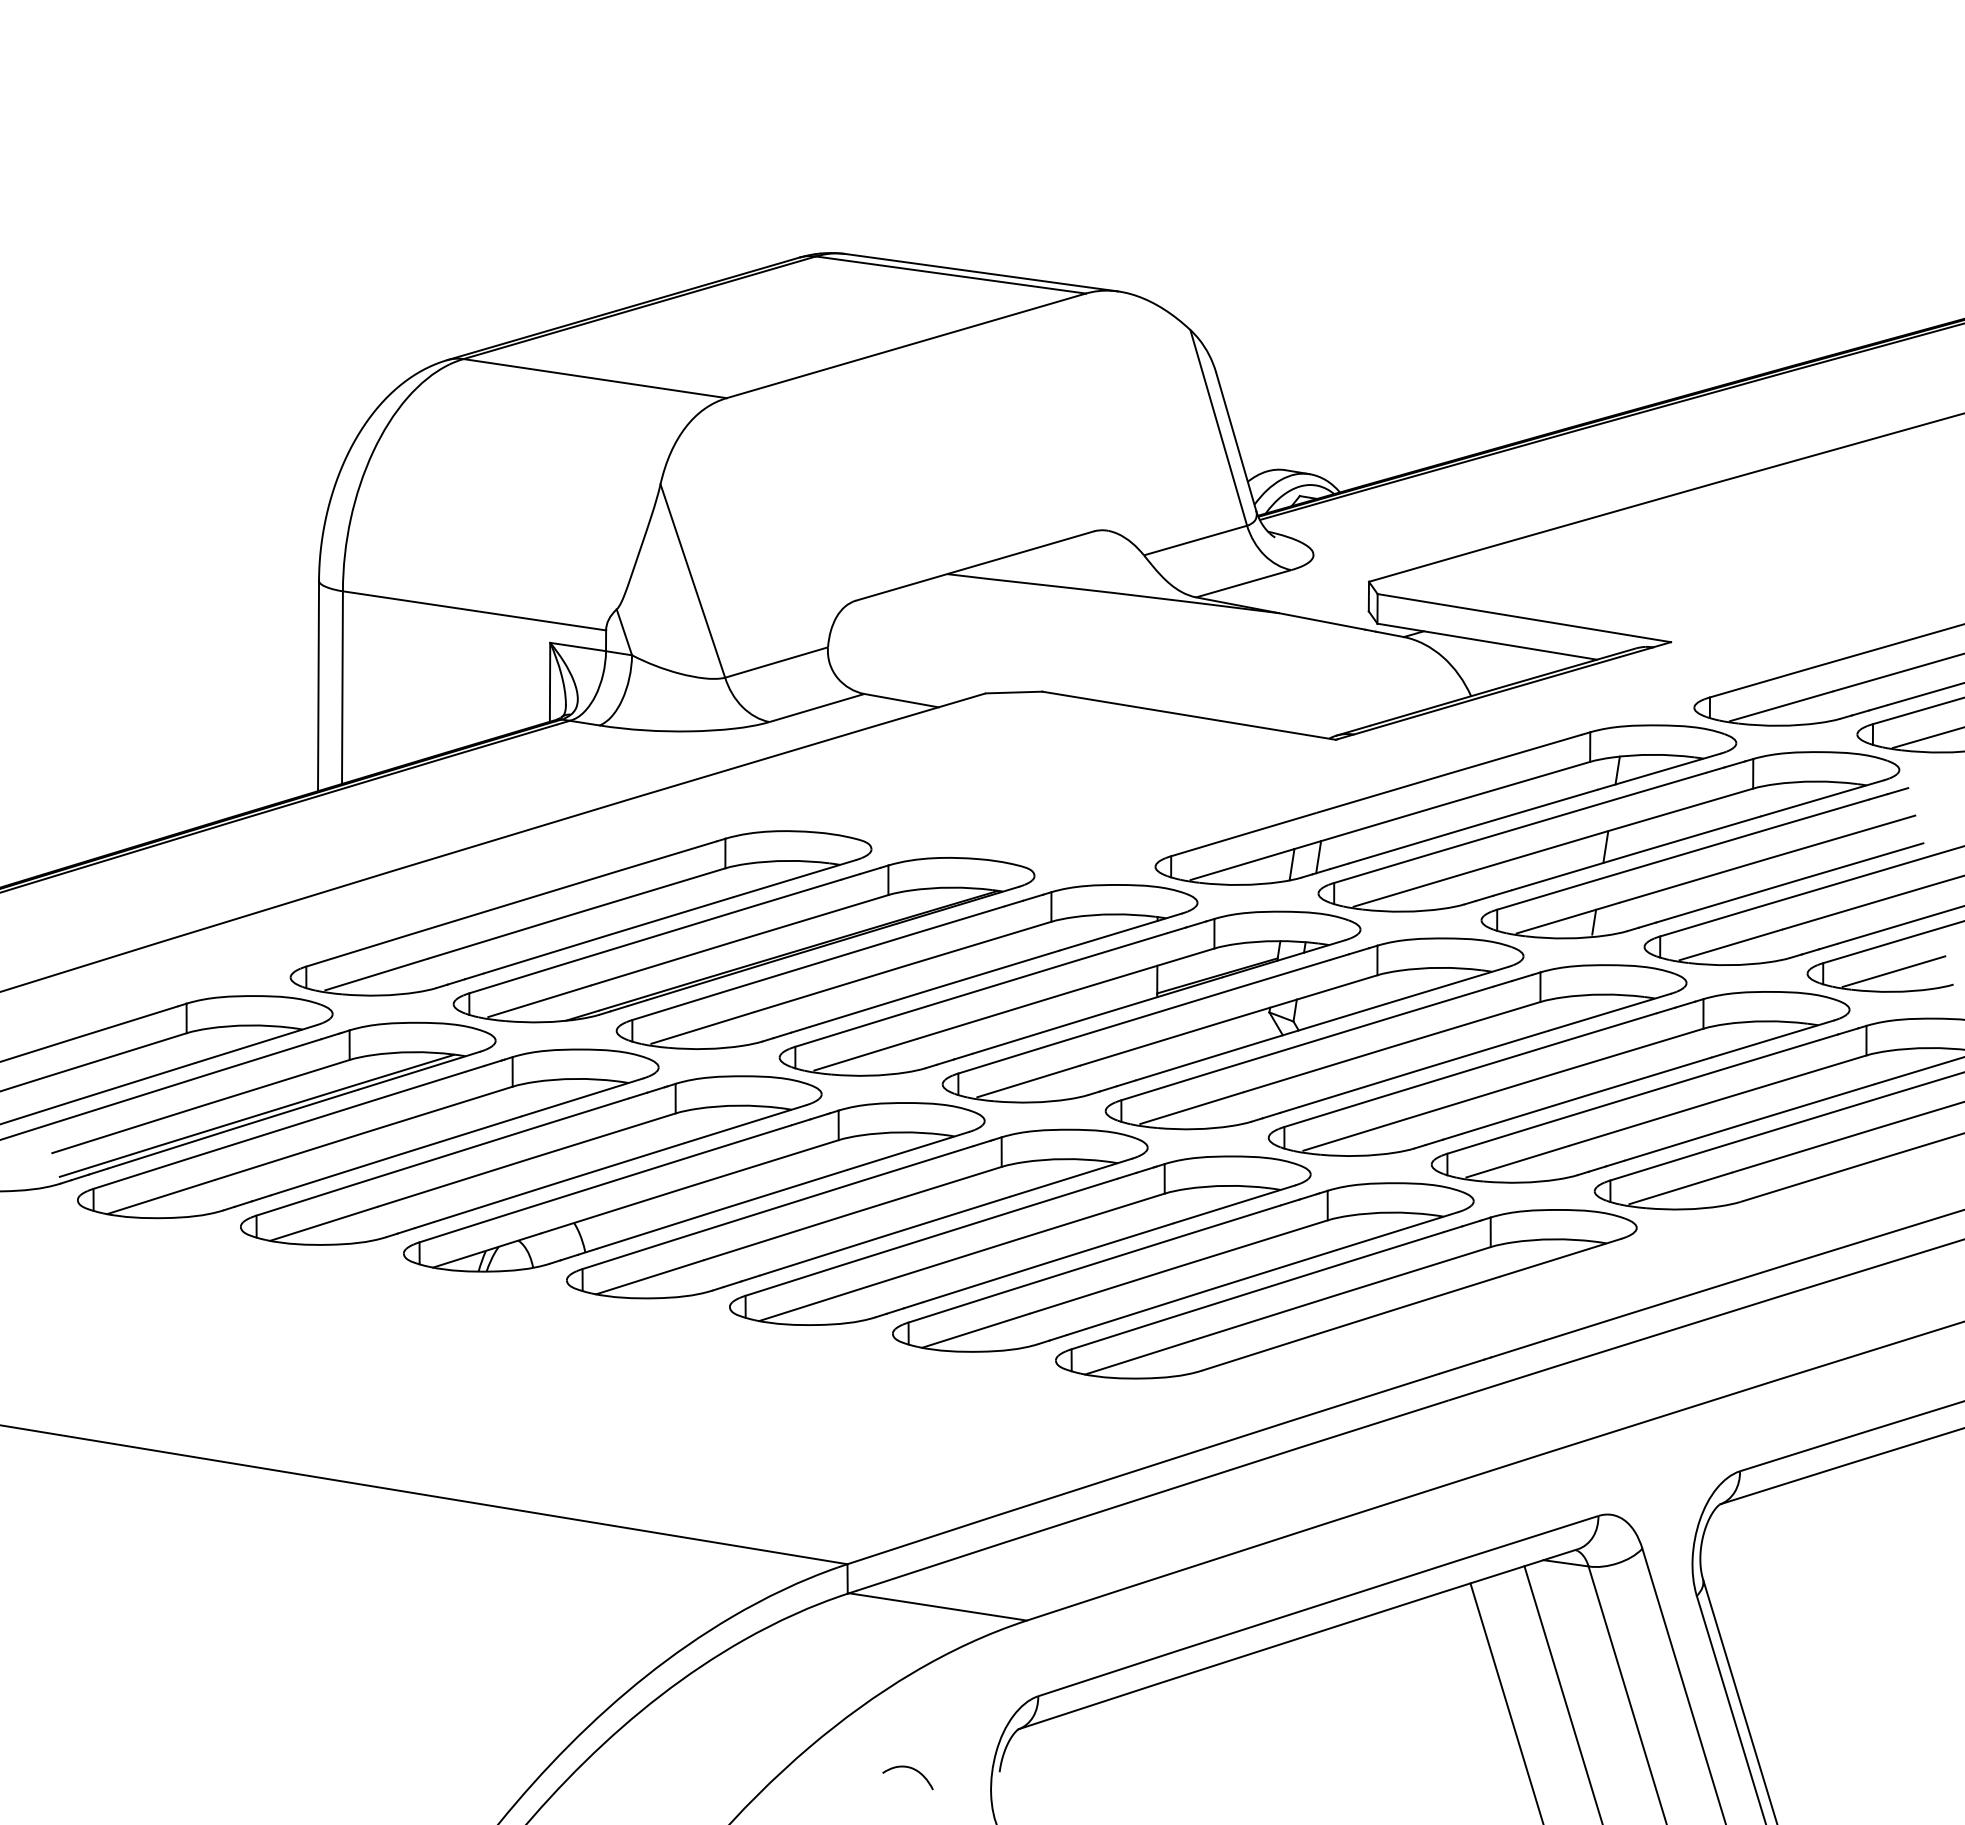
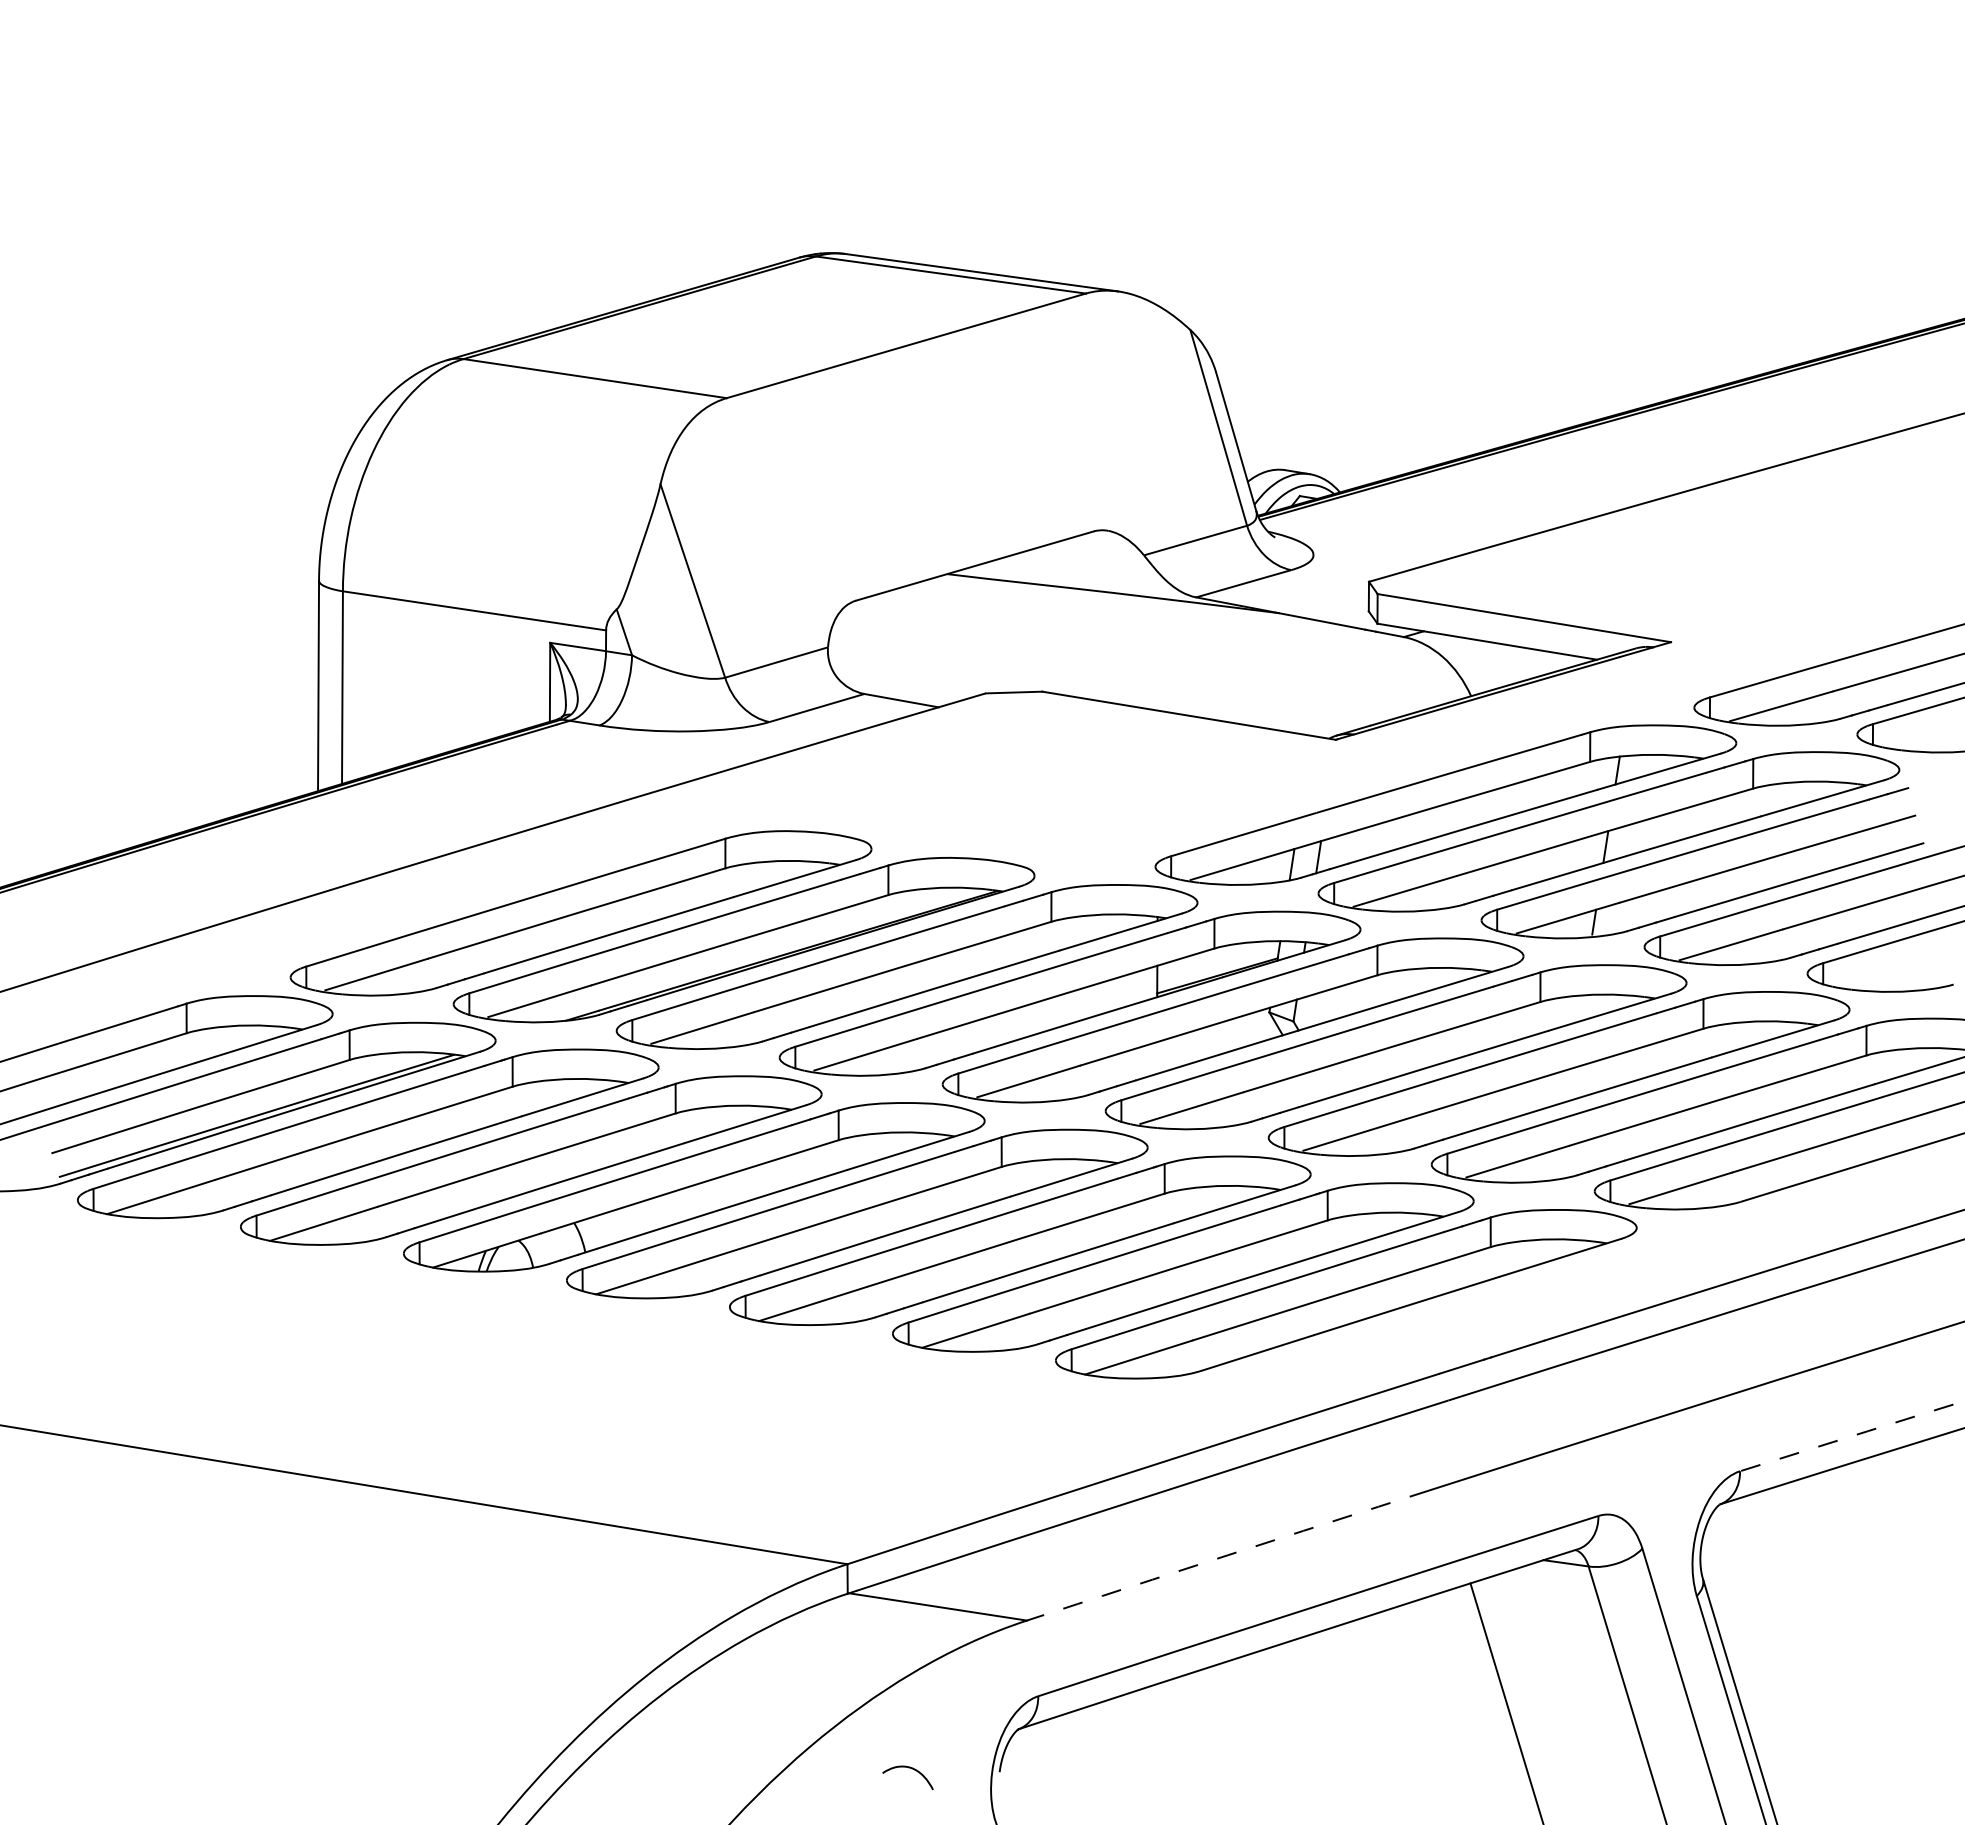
line: present -> none (1926, 737)
line: present -> none (1893, 971)
arc: solid -> dashed (1852, 1436)
arc: solid -> dashed (1227, 1555)
line: present -> none (1562, 1693)
